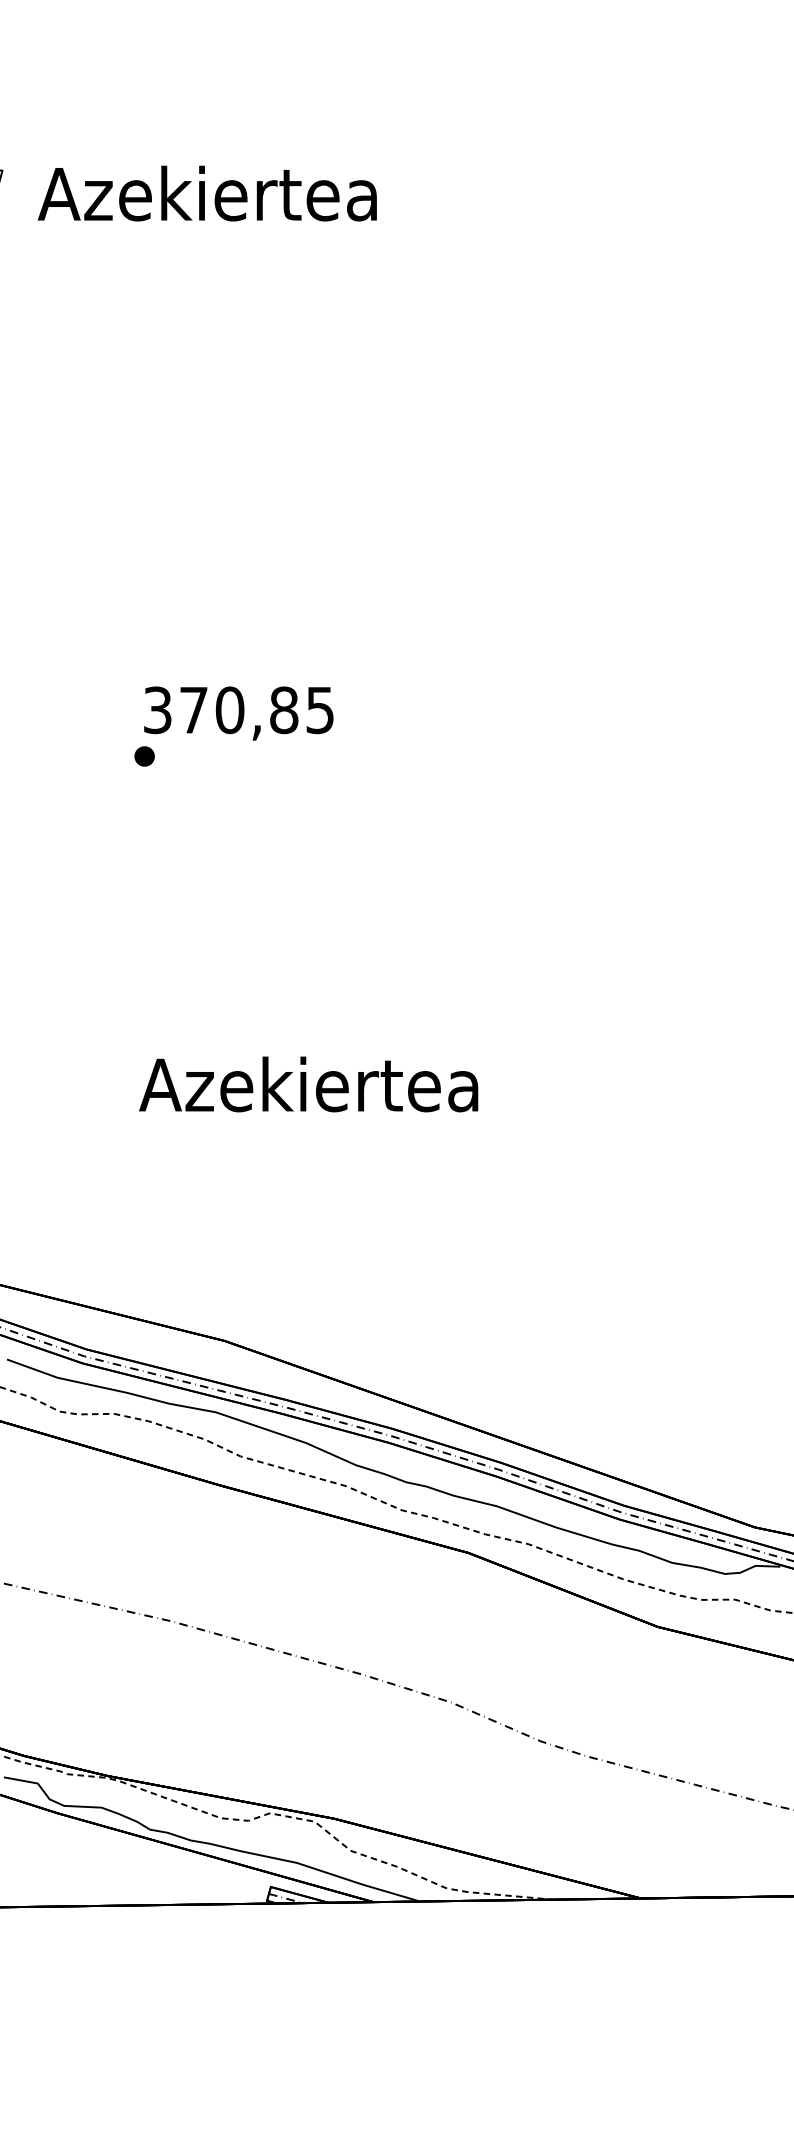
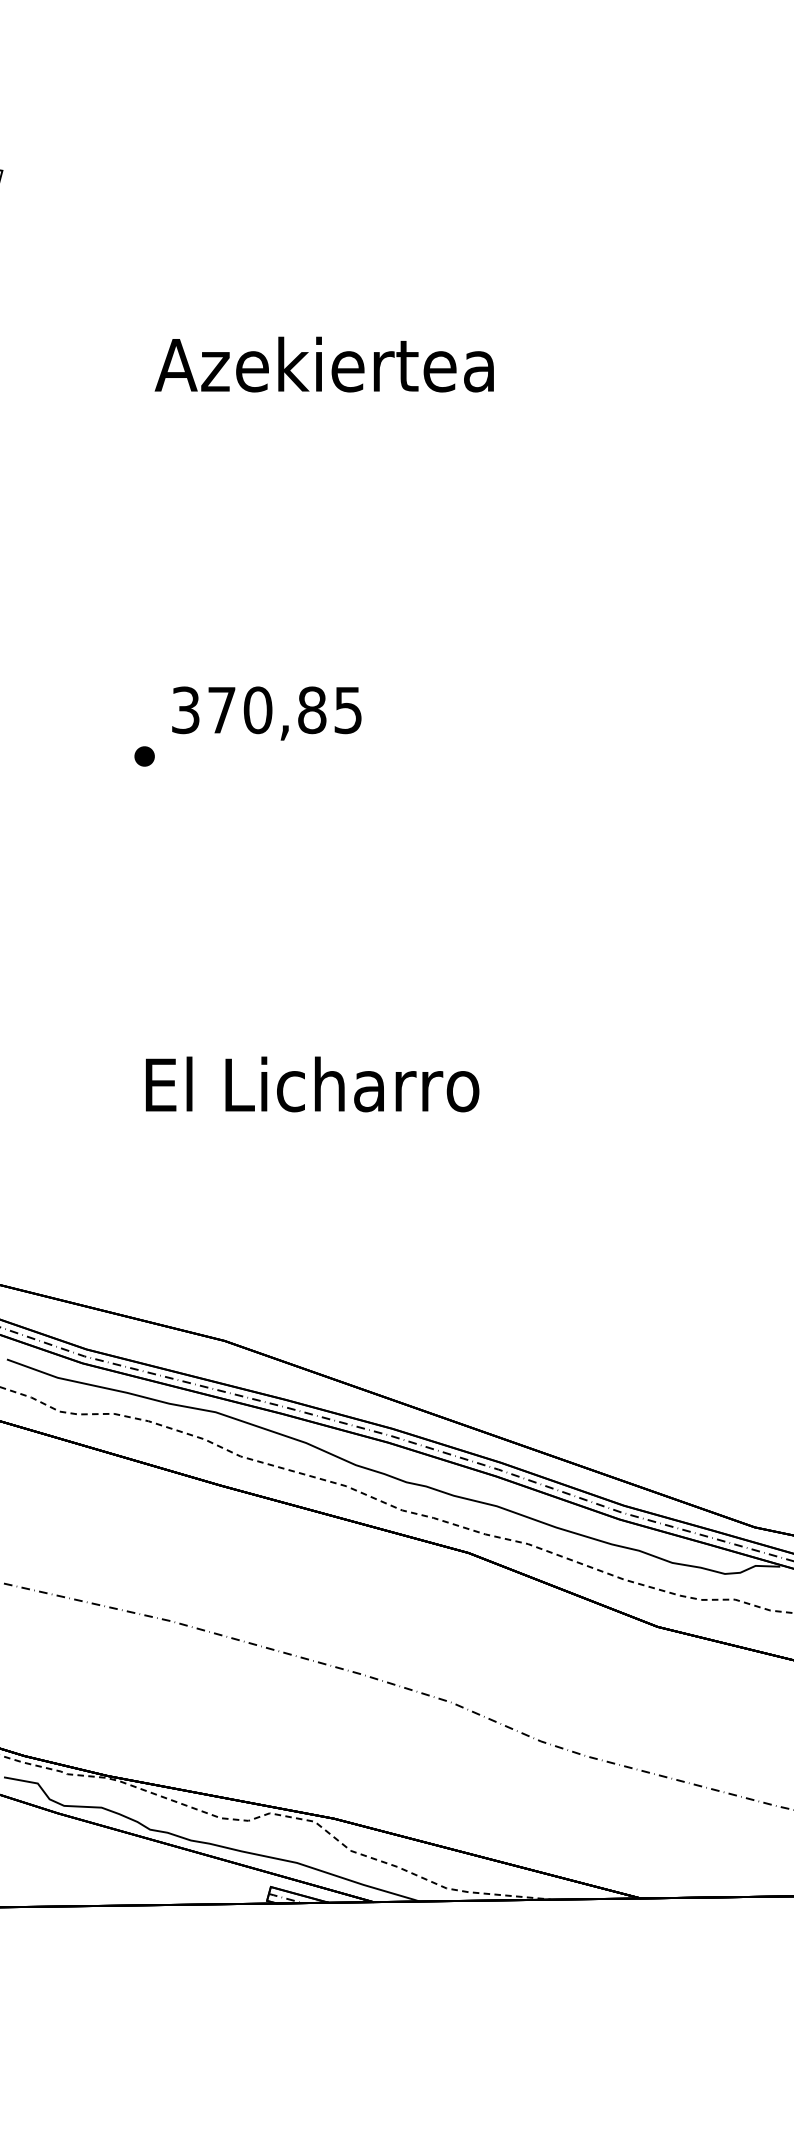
text position: (206, 193) -> (323, 364) (323, 364)
text position: (238, 713) -> (266, 713) (266, 713)
text: Azekiertea -> El Licharro (309, 1084)
